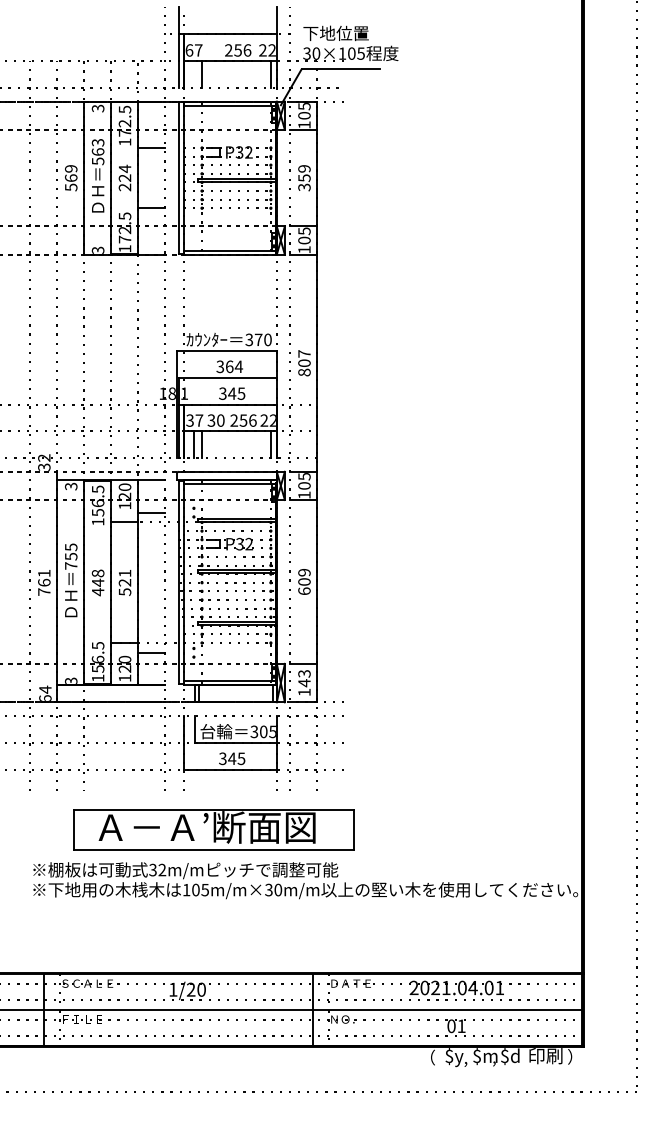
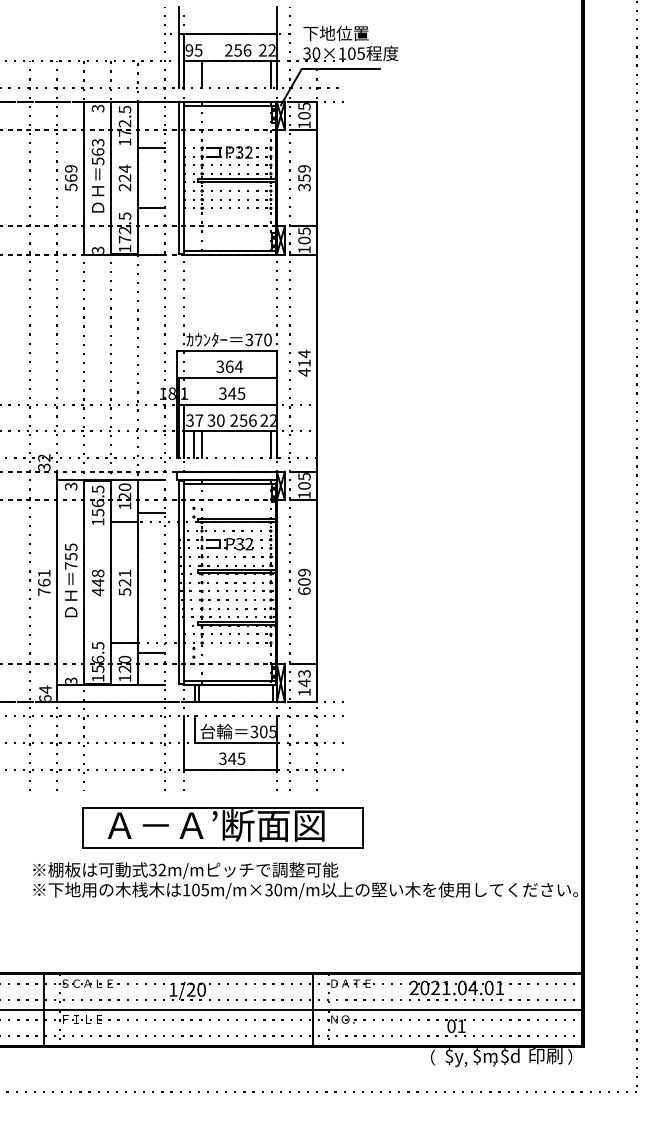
text: 67 -> 95 (193, 50)
text: 807 -> 414 (304, 362)
part position: (213, 829) -> (222, 827) (222, 827)
